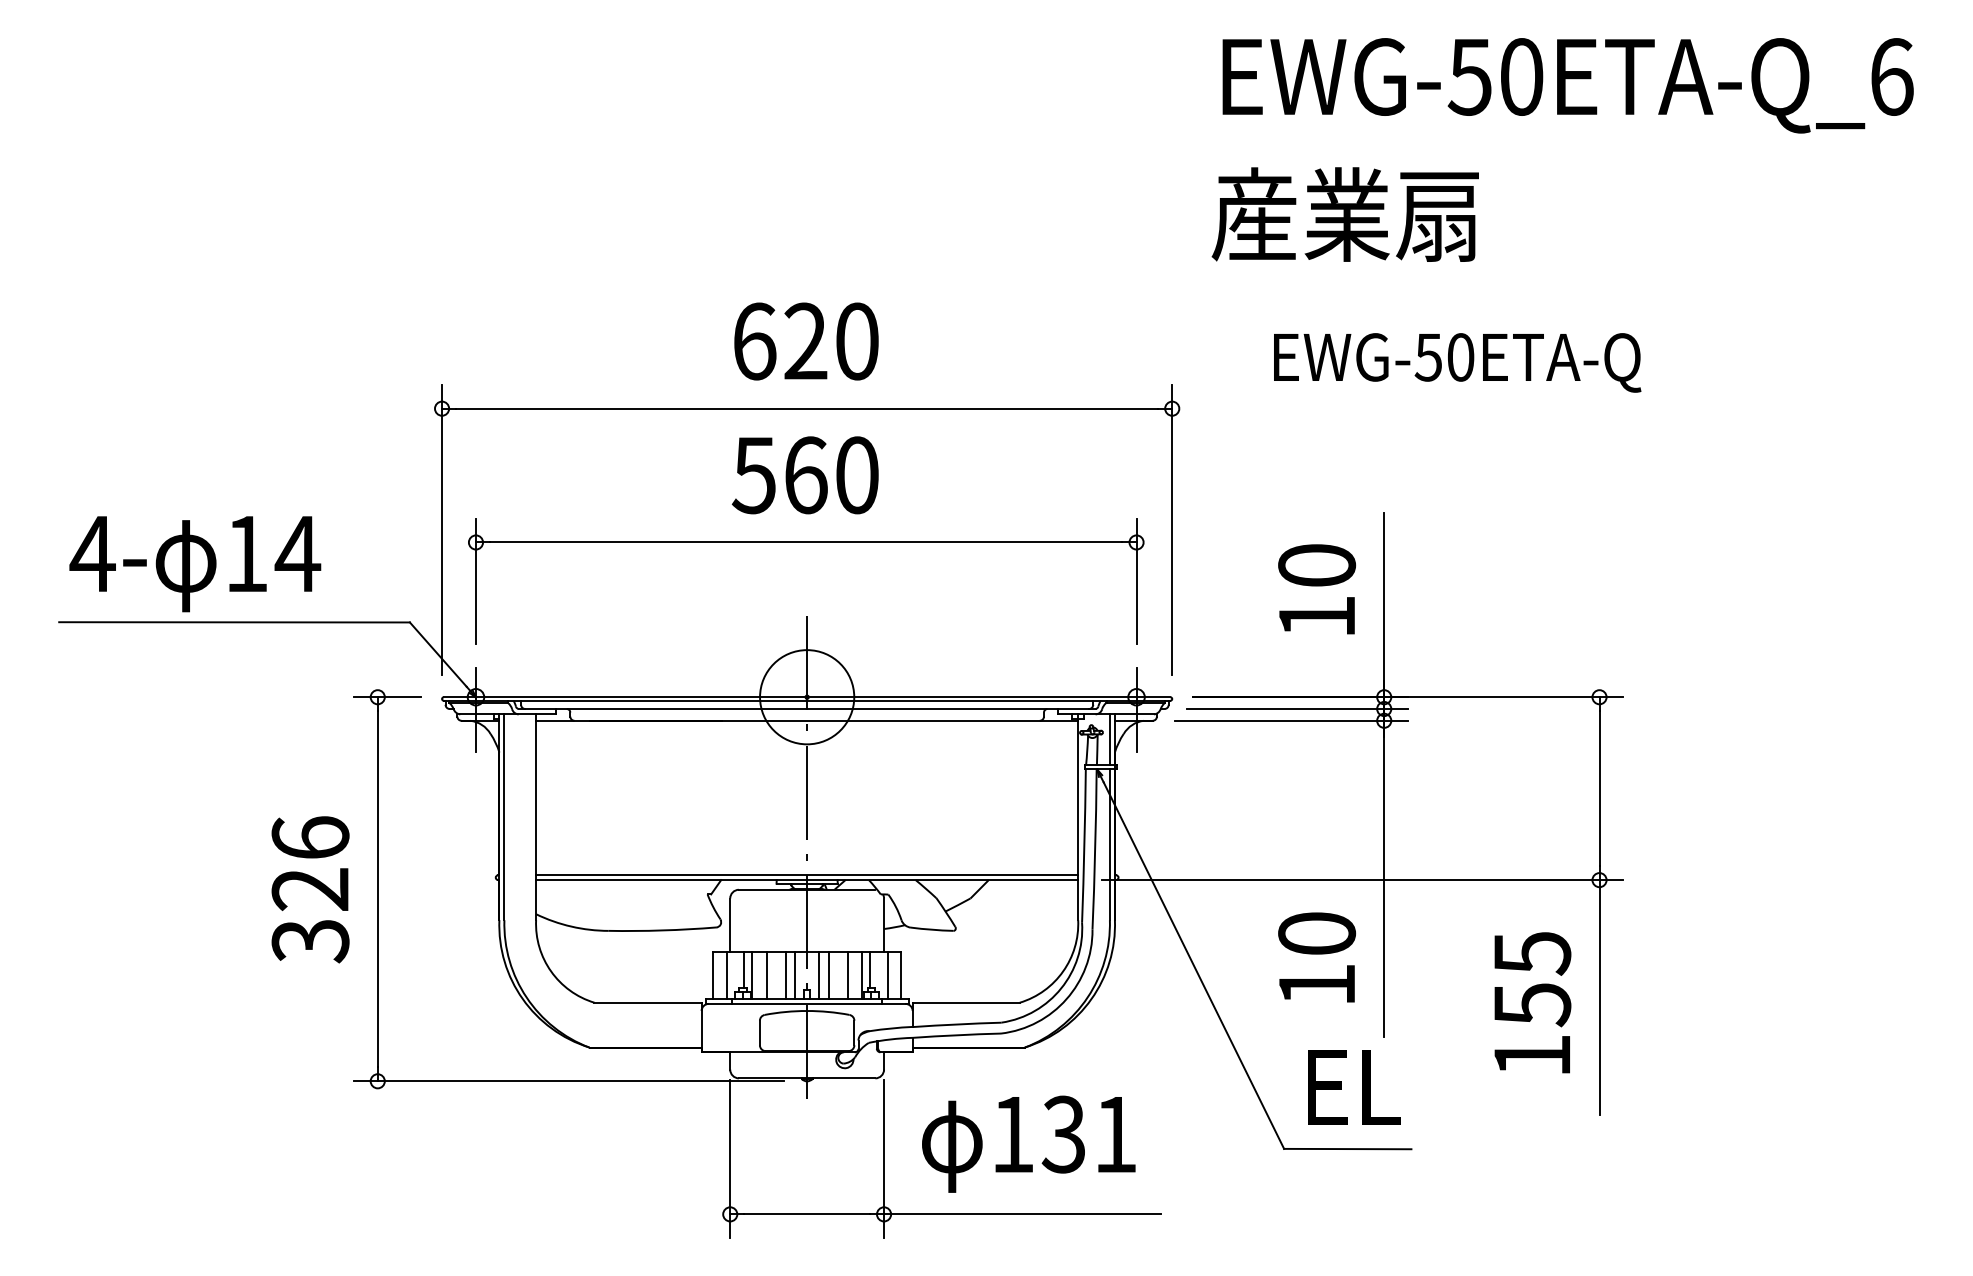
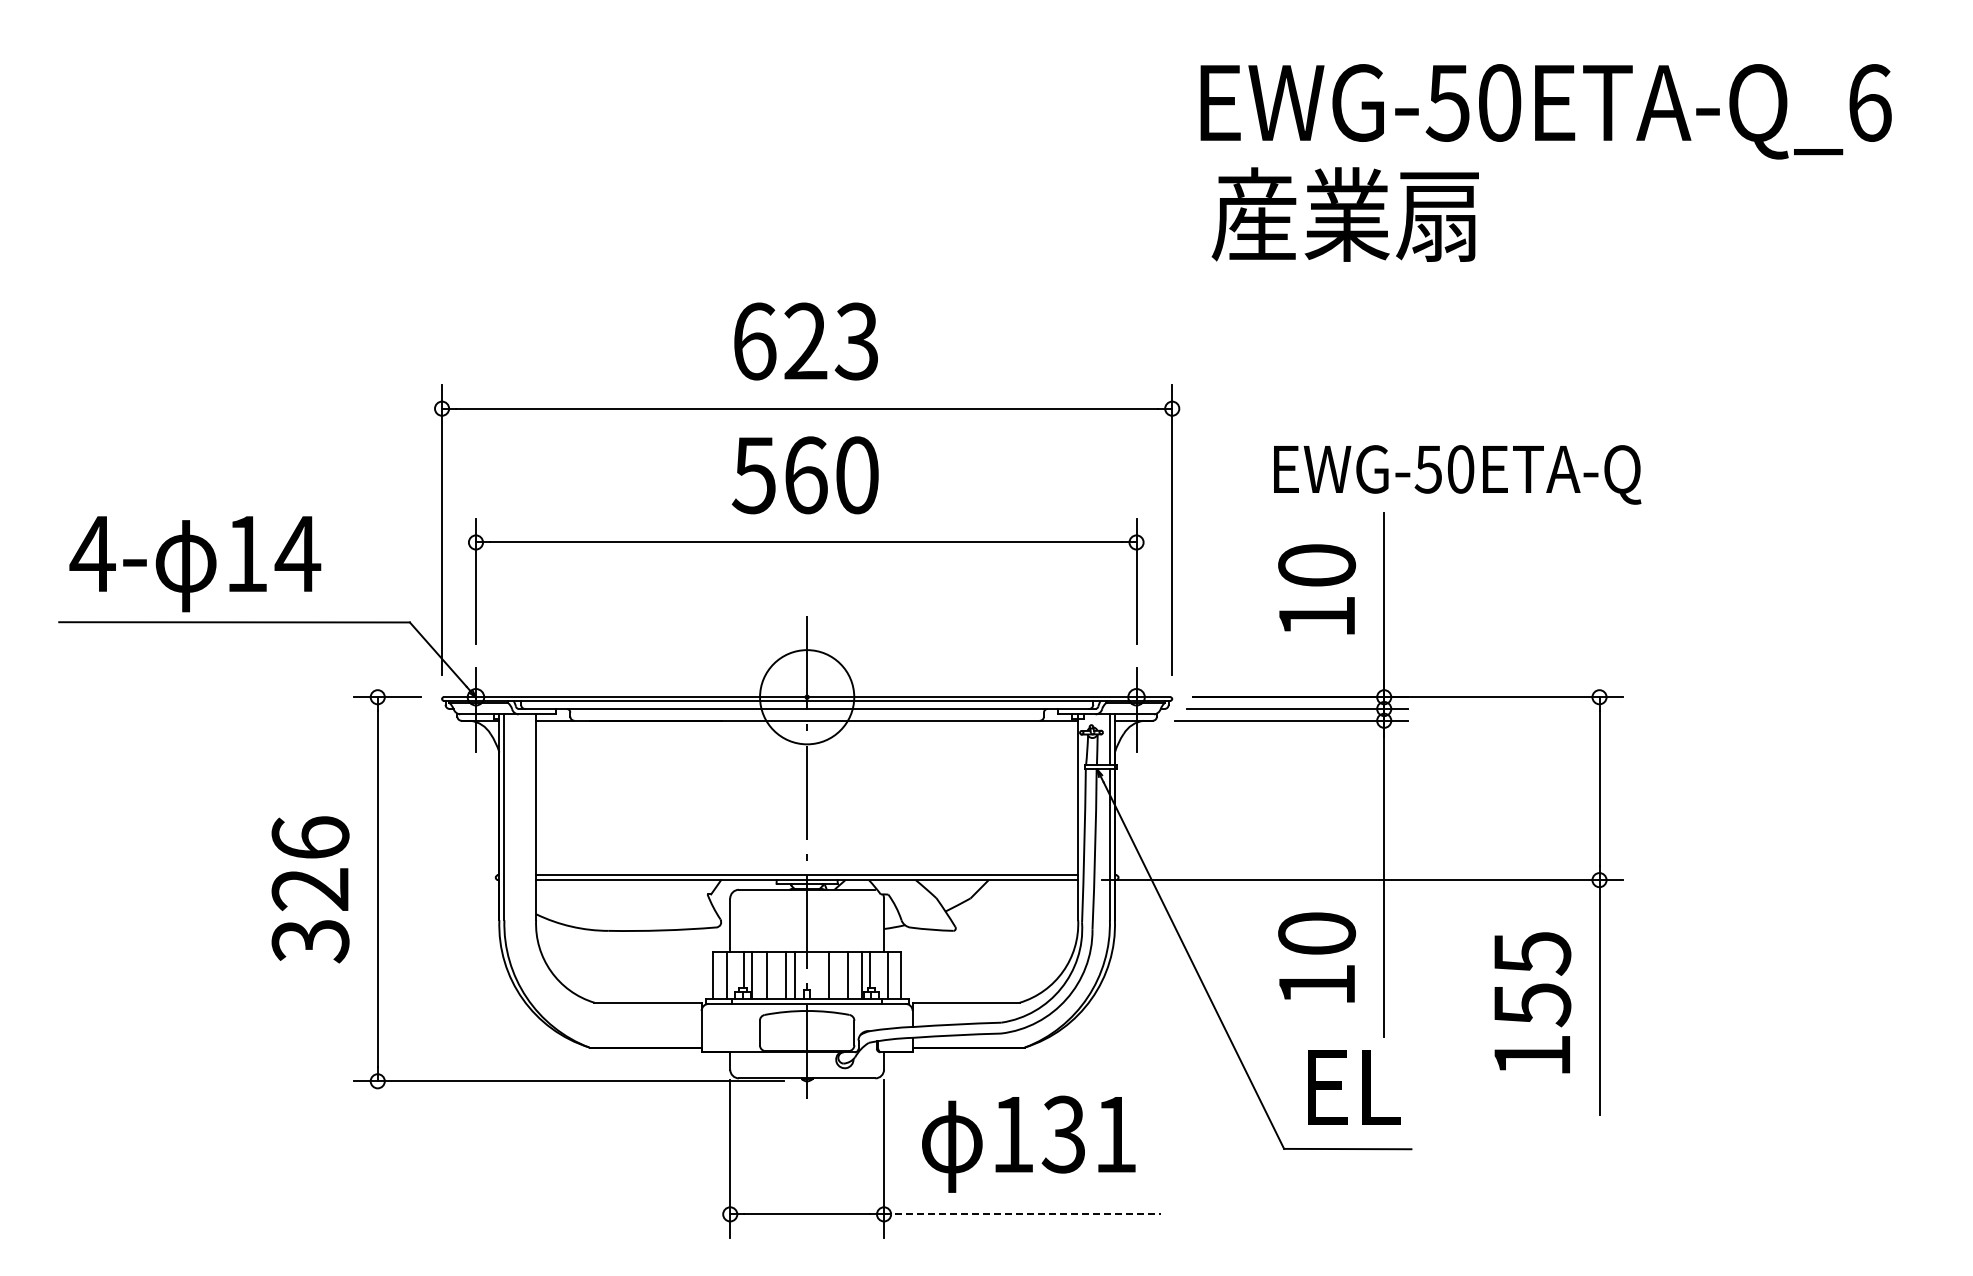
text position: (1567, 85) -> (1545, 111) (1545, 111)
text: 620 -> 623 (856, 341)
text position: (1457, 362) -> (1457, 474) (1457, 474)
line: present -> none (819, 975)
line: solid -> dashed (1022, 1214)
